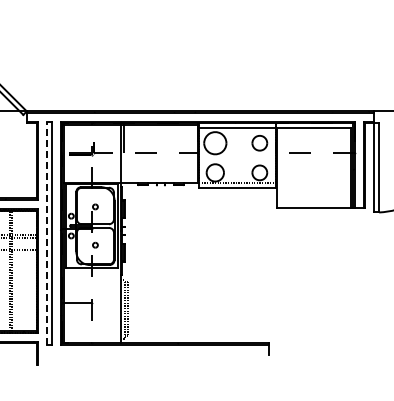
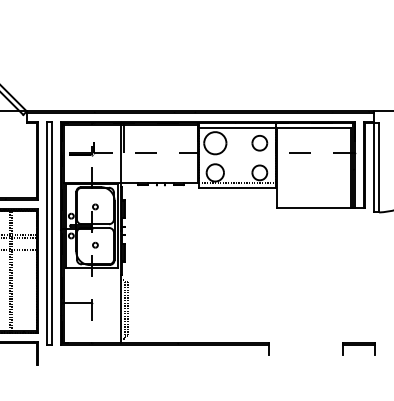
line: dashed -> solid (47, 232)
part: none -> present (358, 348)
